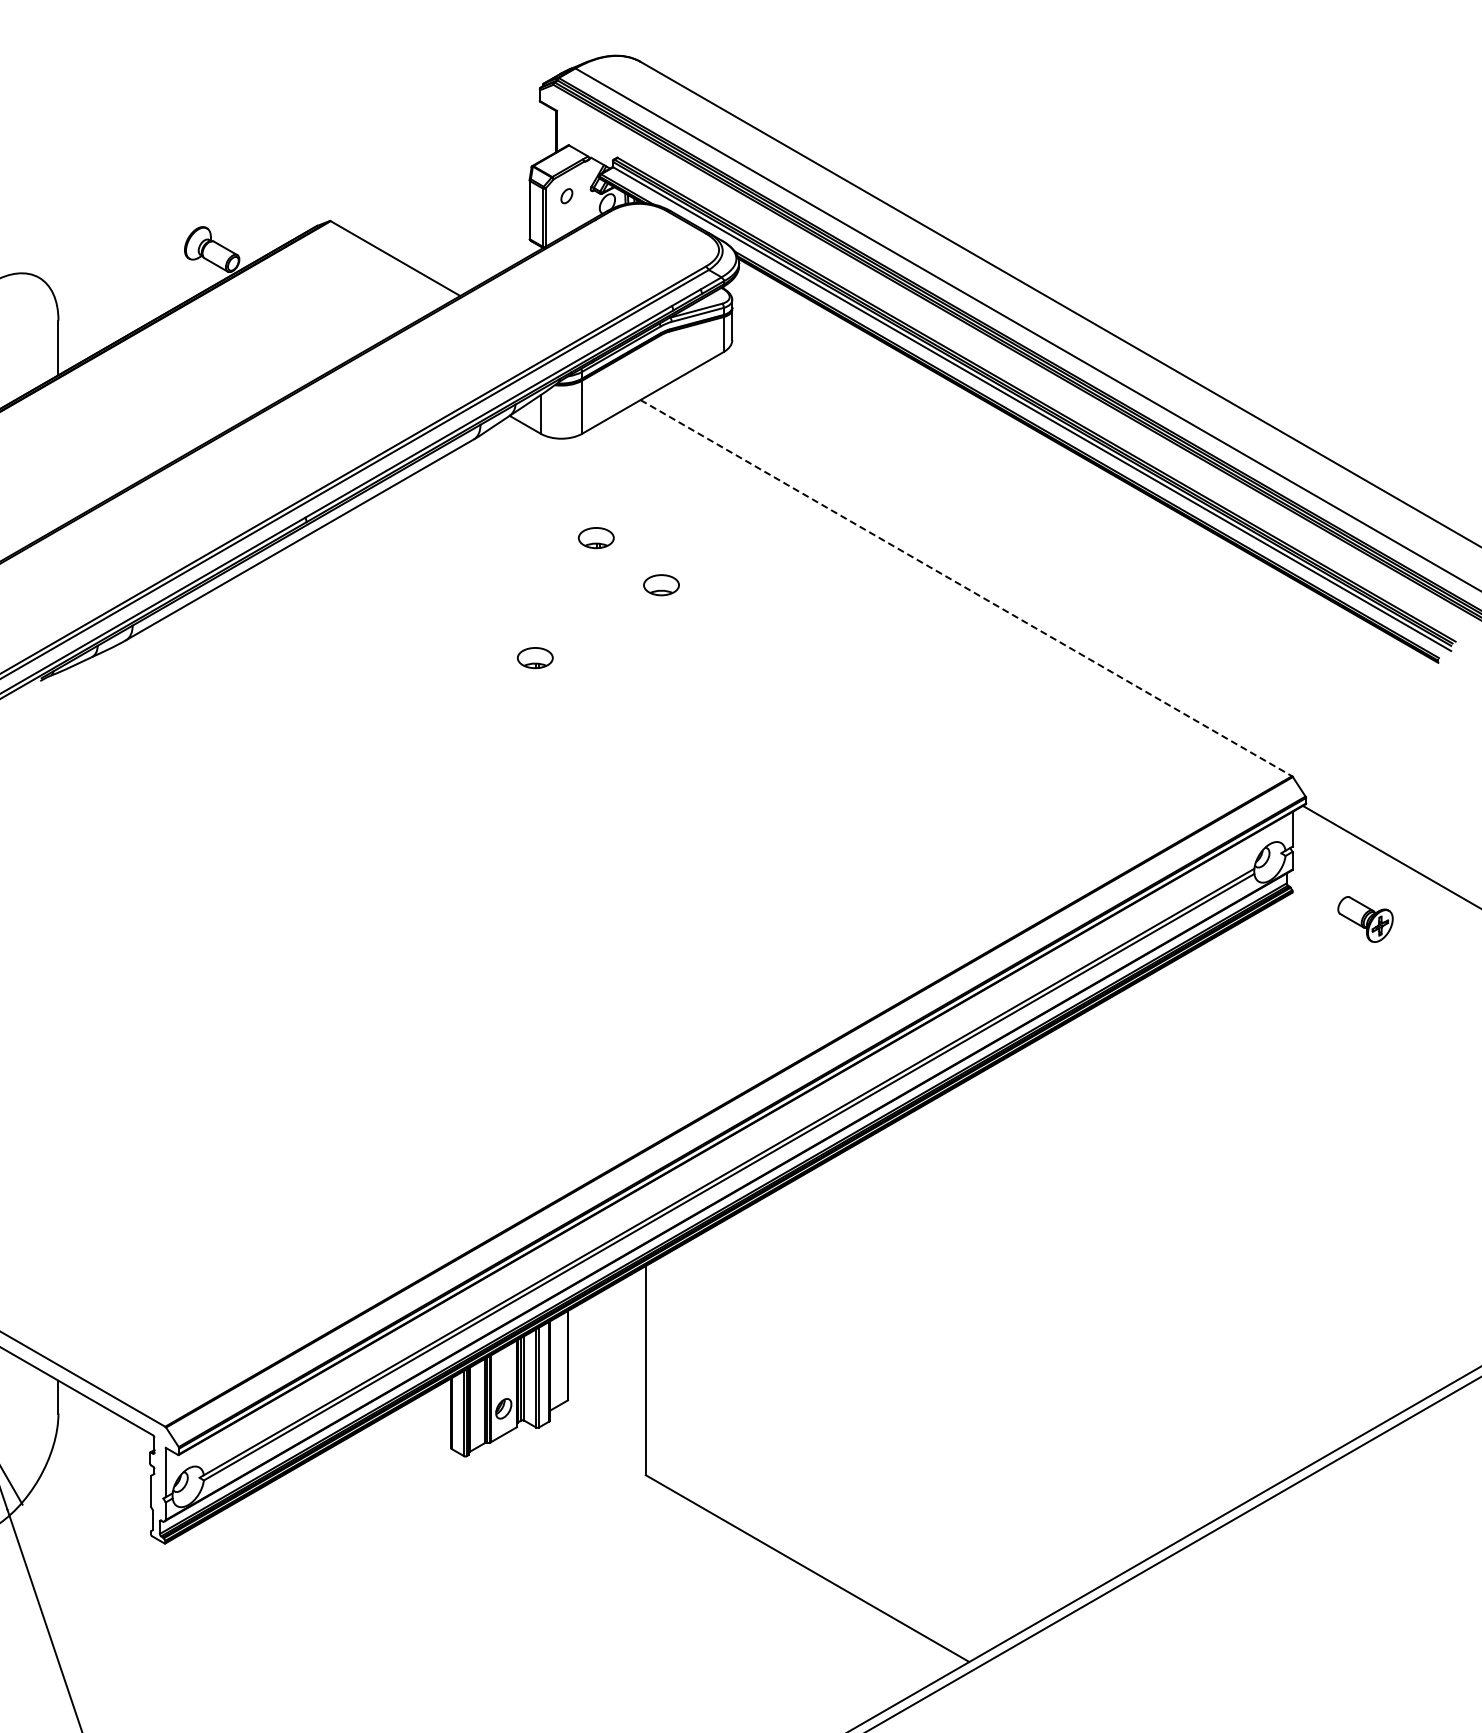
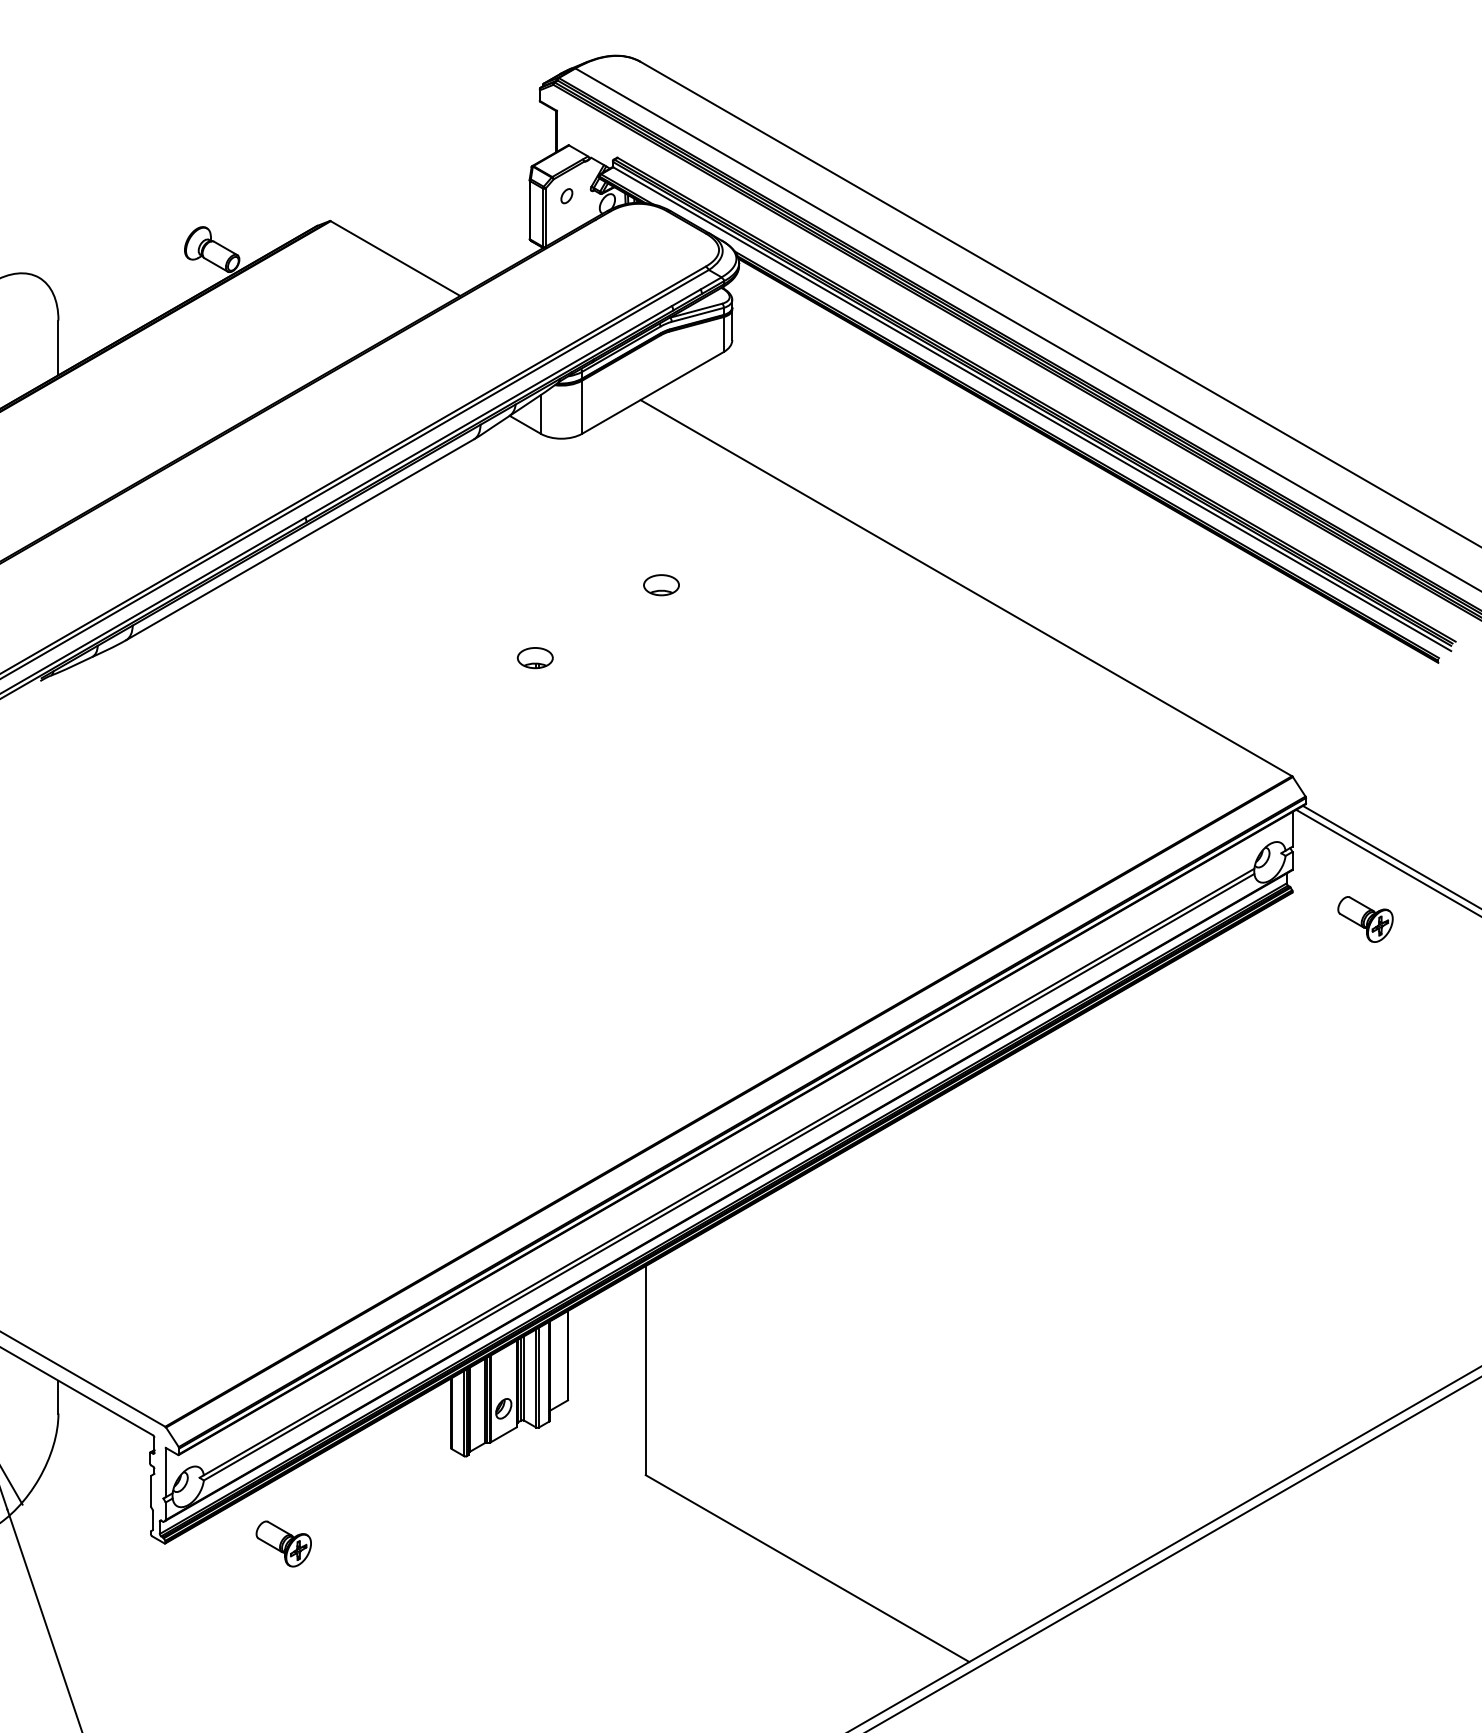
part: present -> none (595, 538)
line: dashed -> solid (966, 588)
line: none -> present (1387, 861)
part: none -> present (283, 1543)
